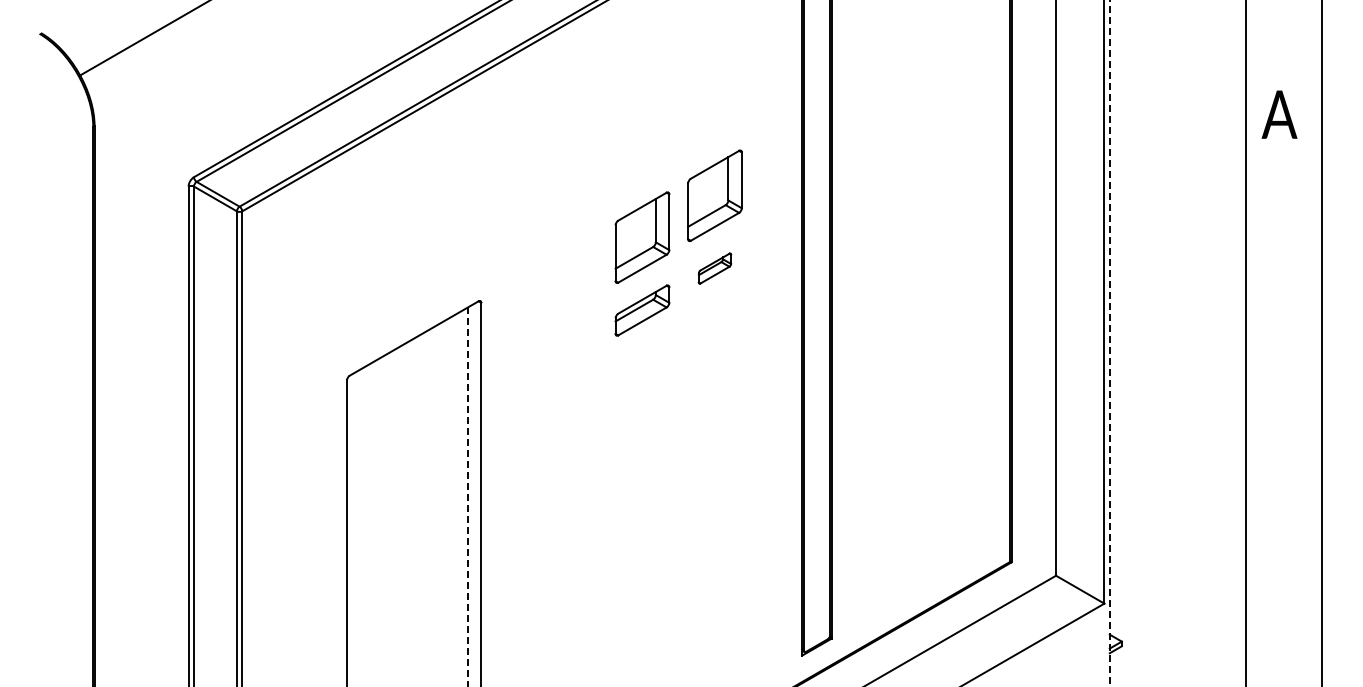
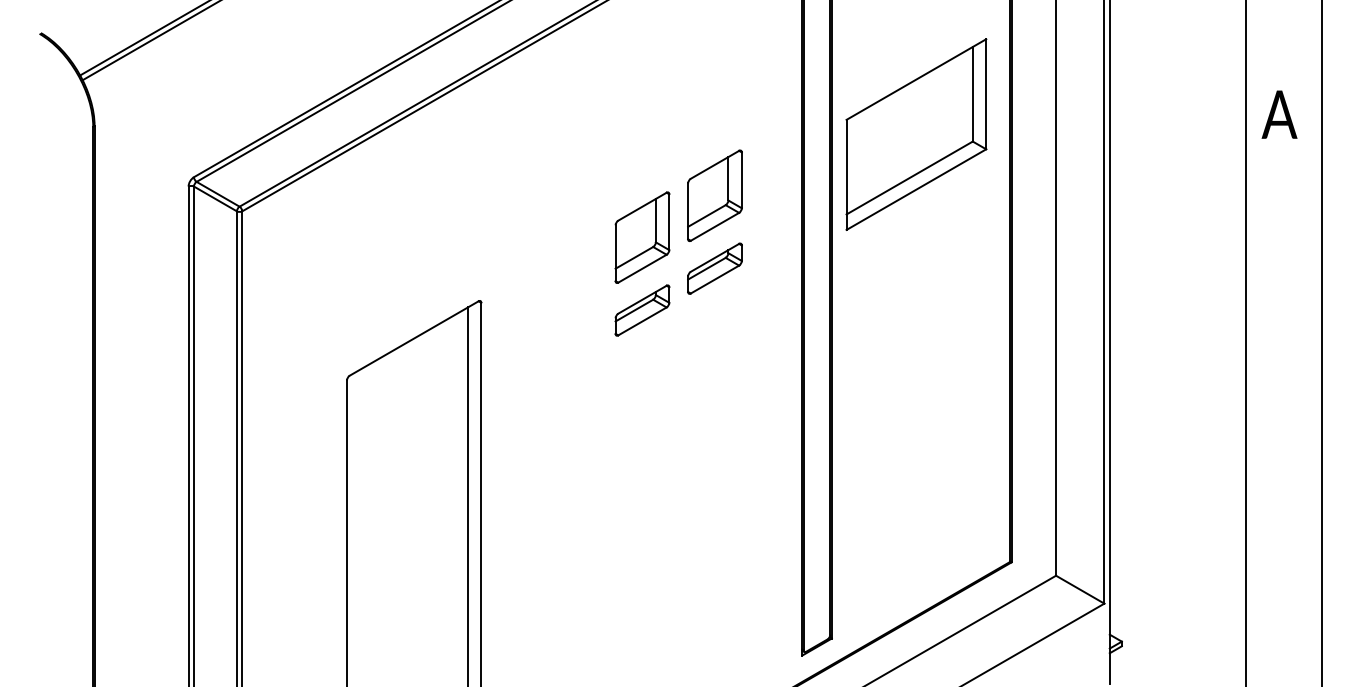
line: none -> present (149, 41)
part: none -> present (916, 134)
part size: 36x33 px -> 56x53 px (714, 268)
line: dashed -> solid (1109, 342)
line: dashed -> solid (467, 497)
